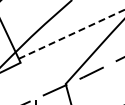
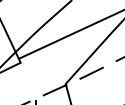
line: dashed -> solid (72, 34)
